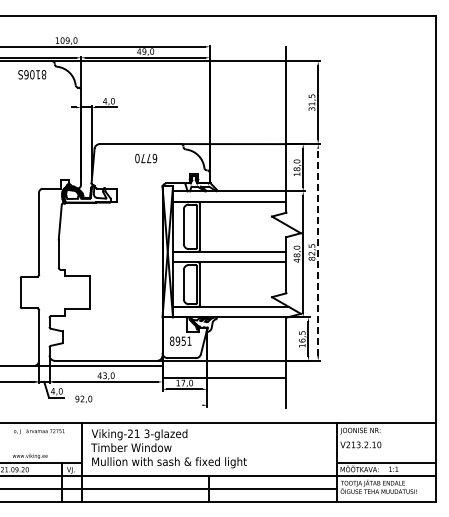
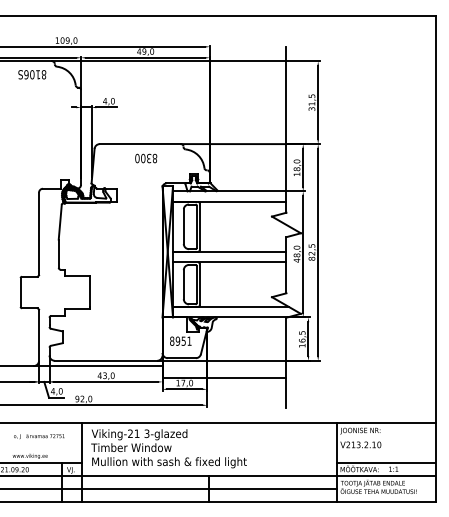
text: 6770 -> 8300 (149, 158)
line: dashed -> solid (318, 252)
line: none -> present (102, 405)
text position: (39, 431) -> (39, 436) (39, 436)
